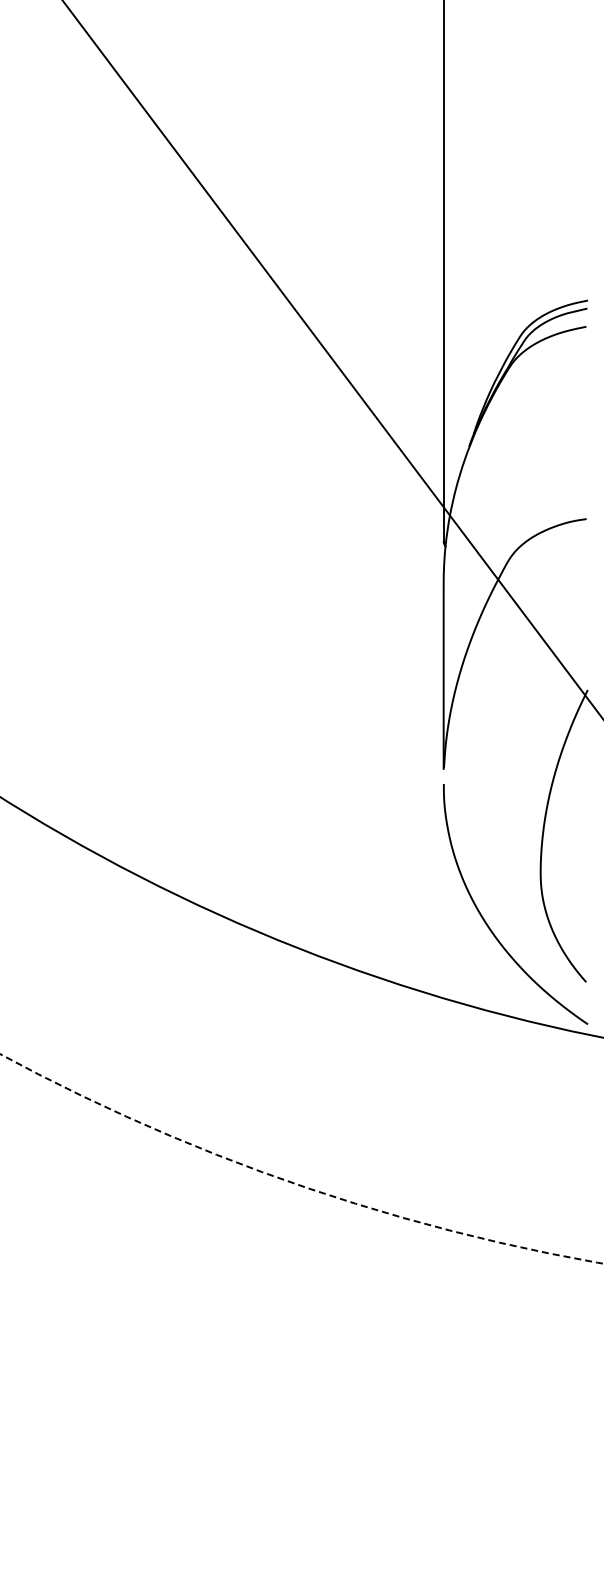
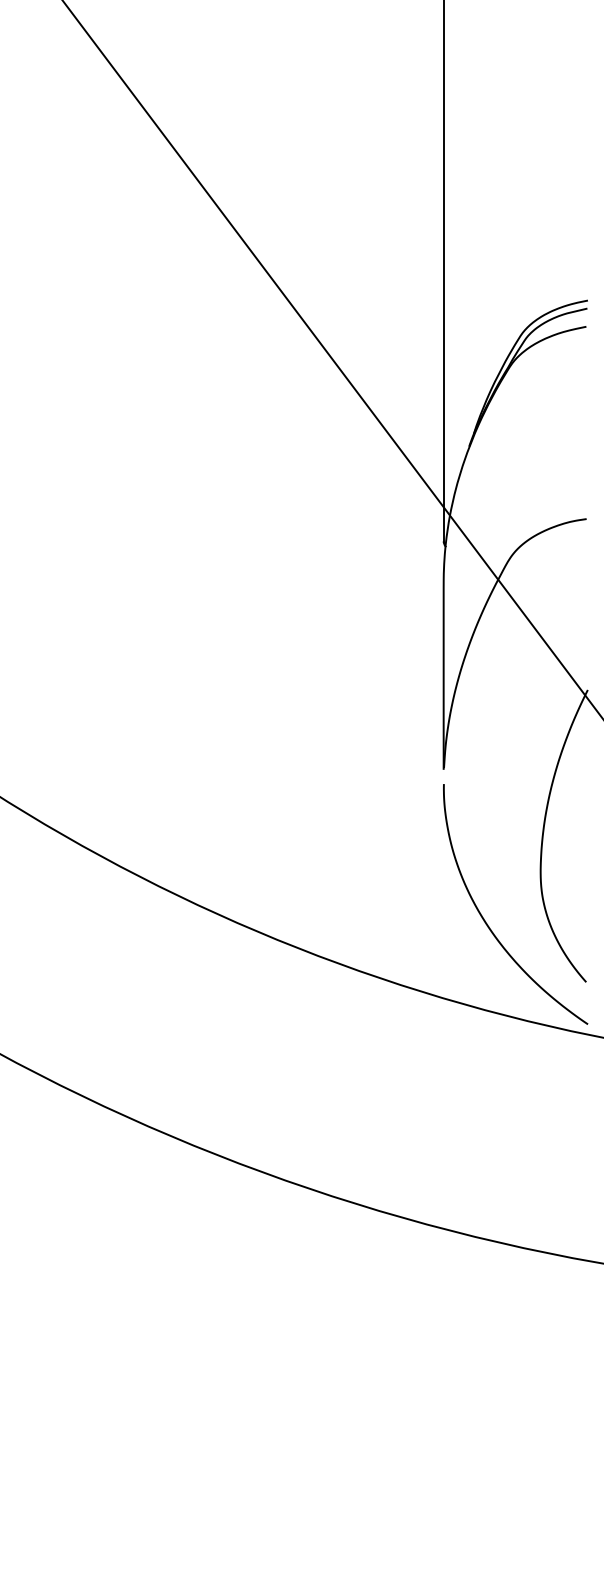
circle: dashed -> solid (301, 1158)
